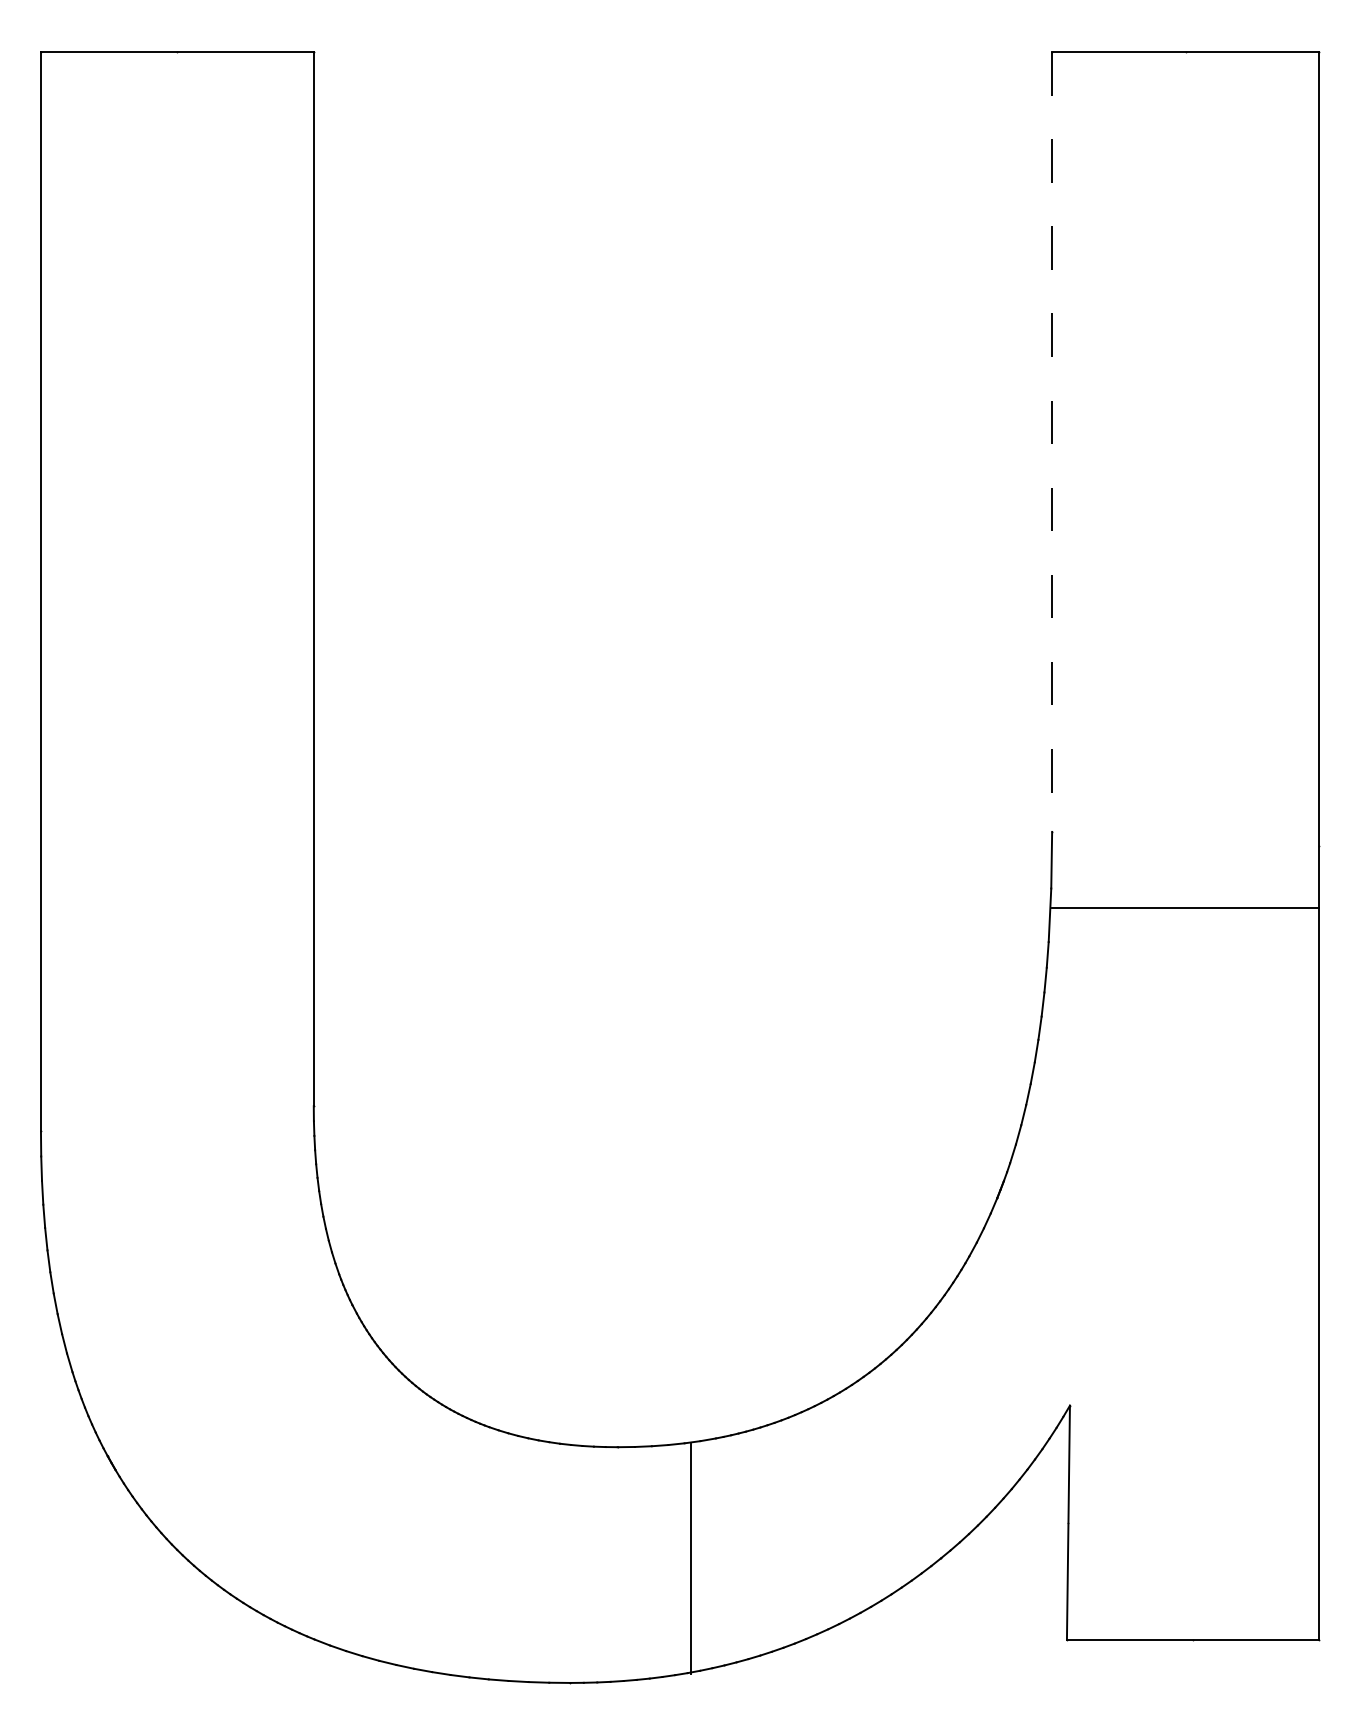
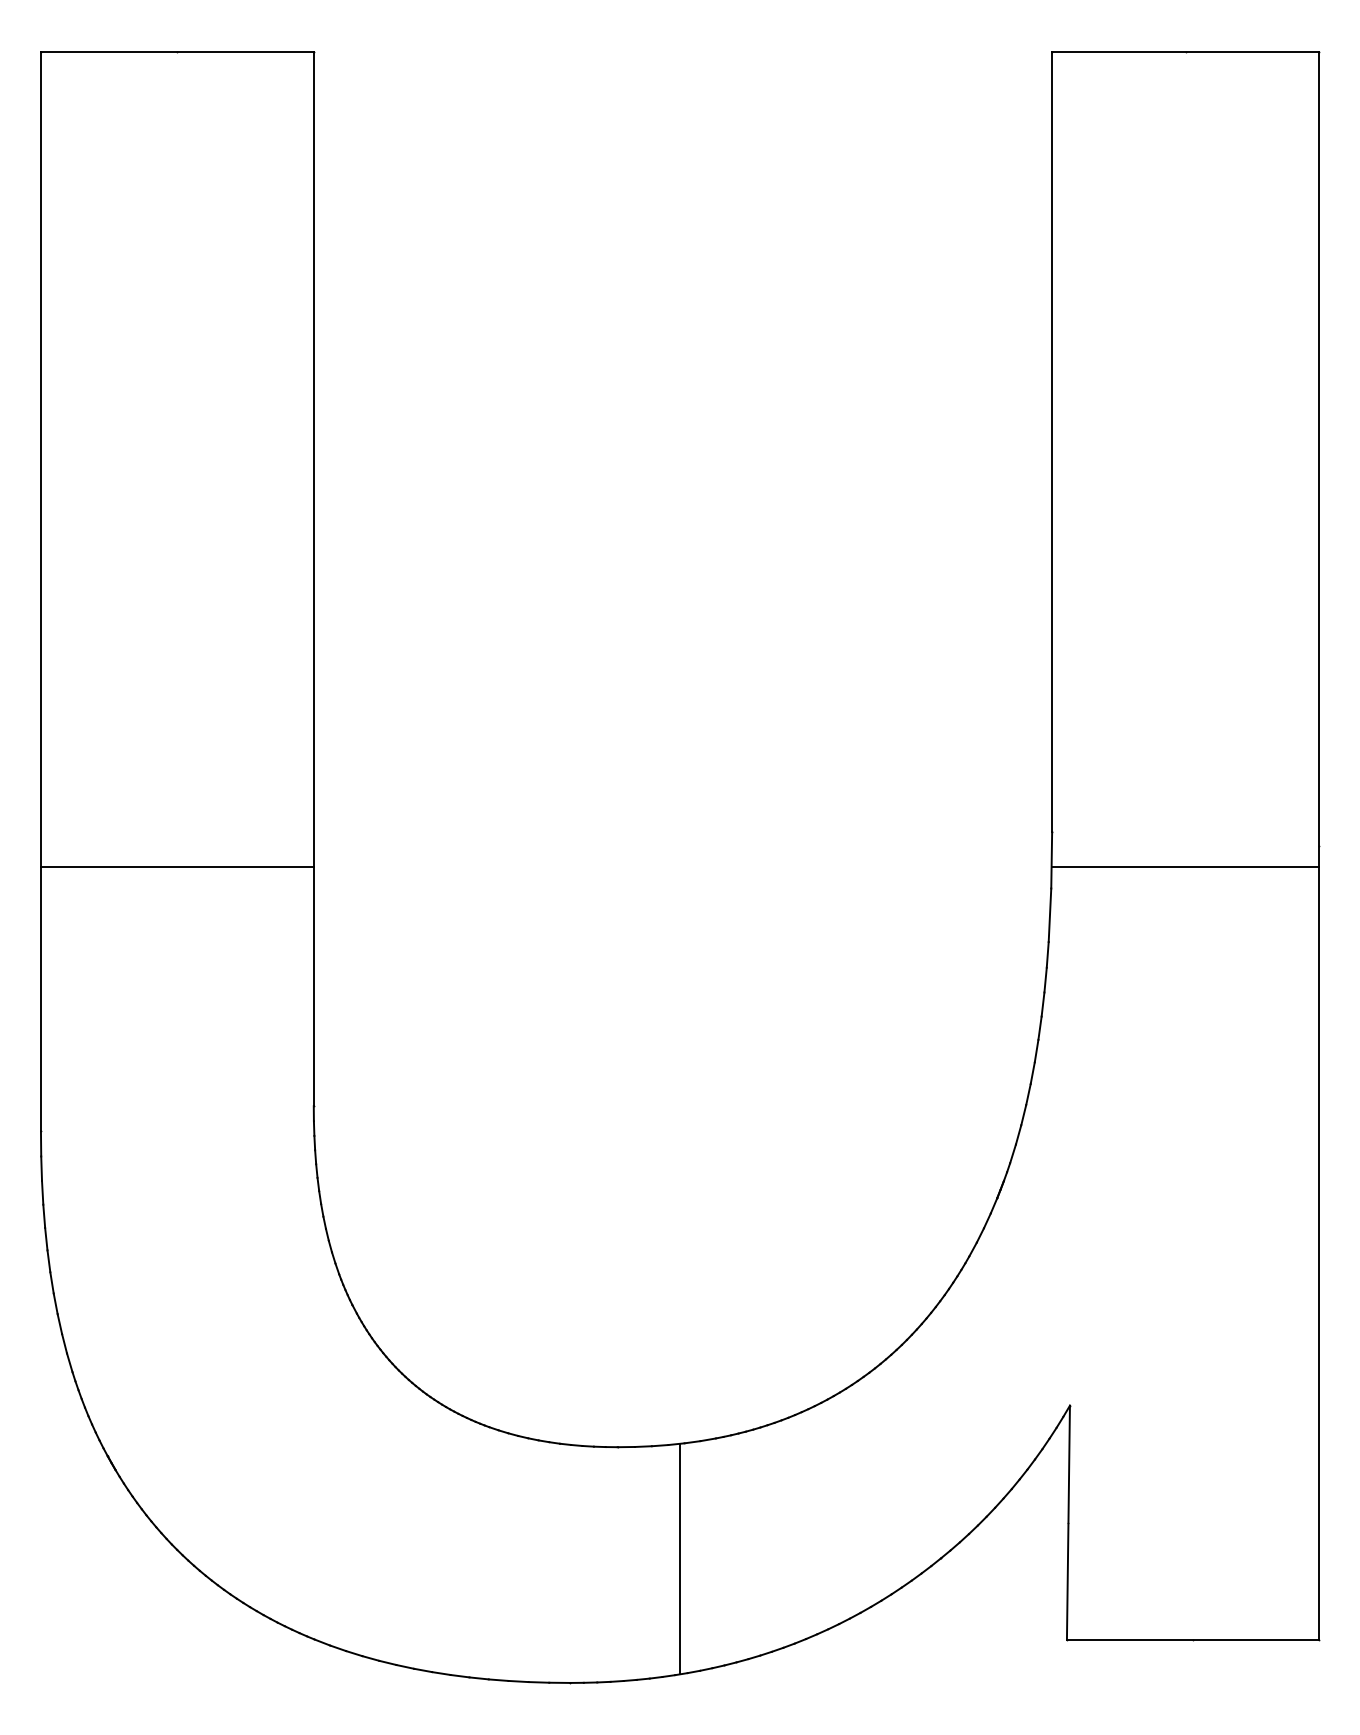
line: dashed -> solid (1052, 441)
line: none -> present (176, 867)
line position: (1185, 908) -> (1185, 867) (1185, 867)
line position: (691, 1558) -> (680, 1558) (680, 1558)
